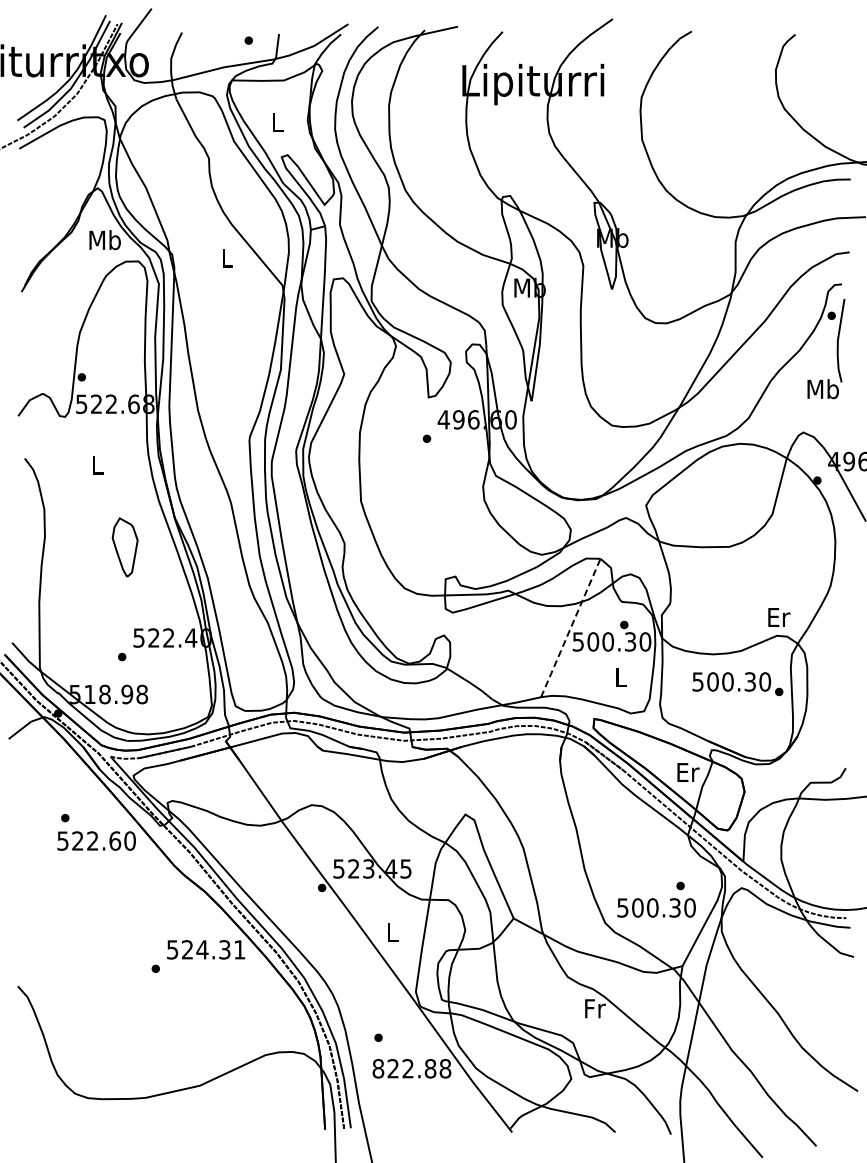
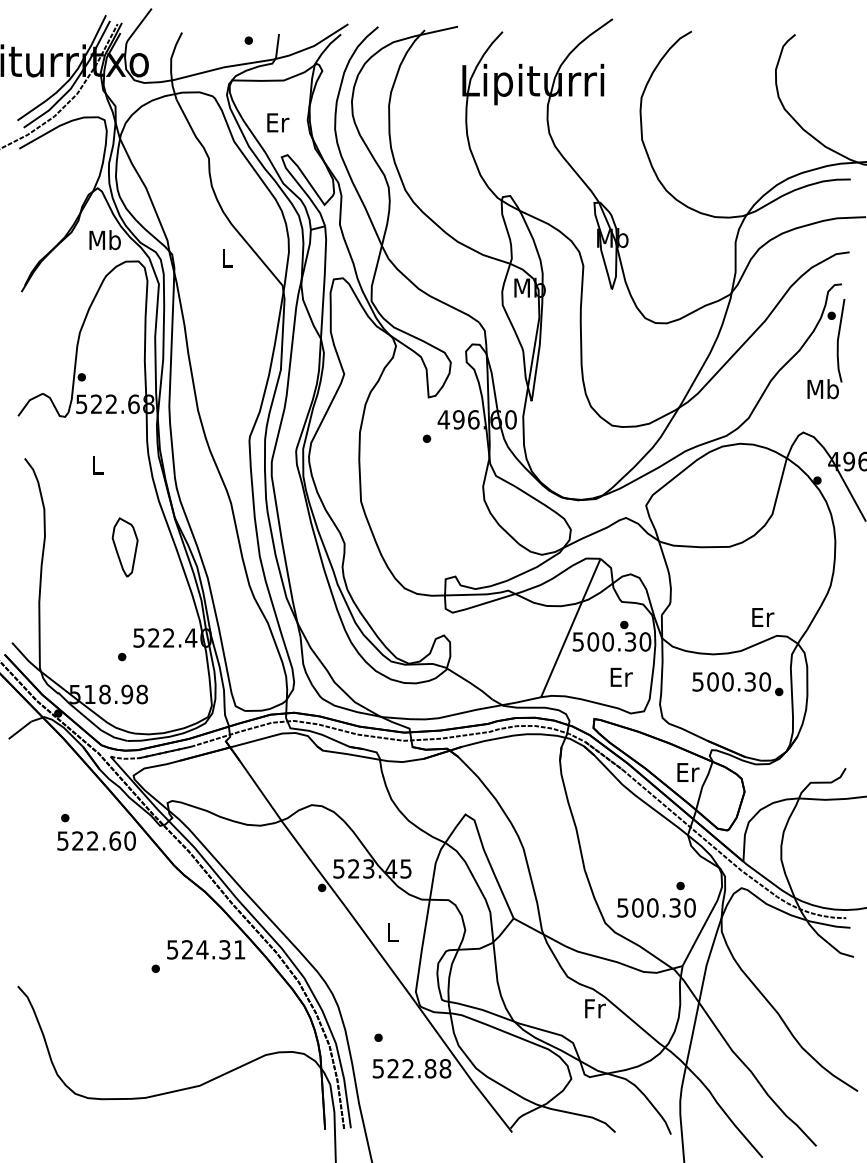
text: L -> Er (278, 122)
text position: (779, 617) -> (763, 617) (763, 617)
line: dashed -> solid (571, 627)
text: L -> Er (621, 676)
text: 822.88 -> 522.88 (378, 1068)
